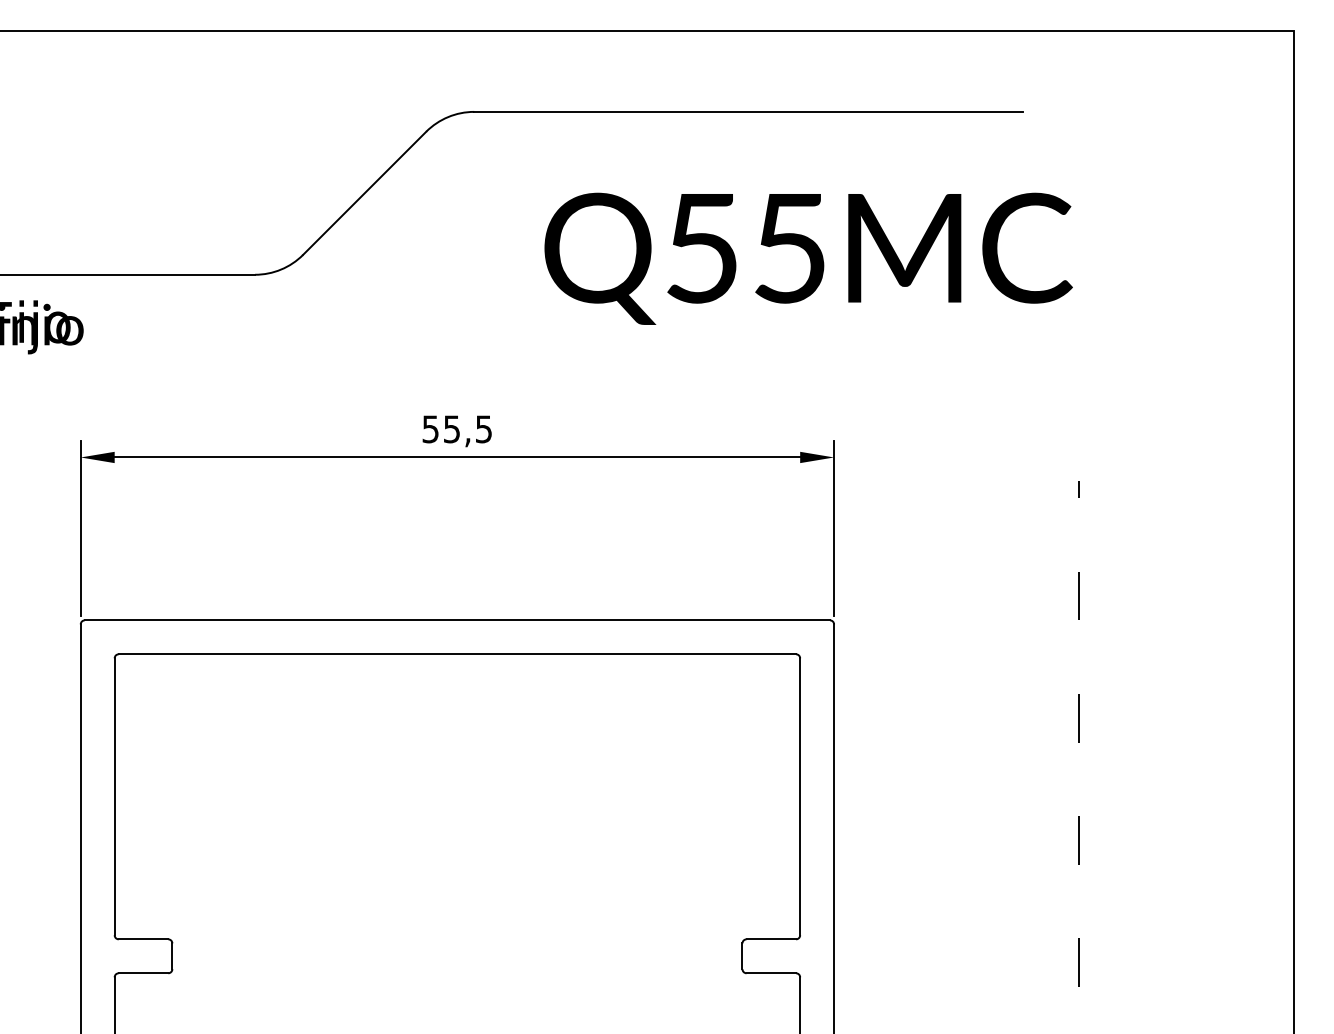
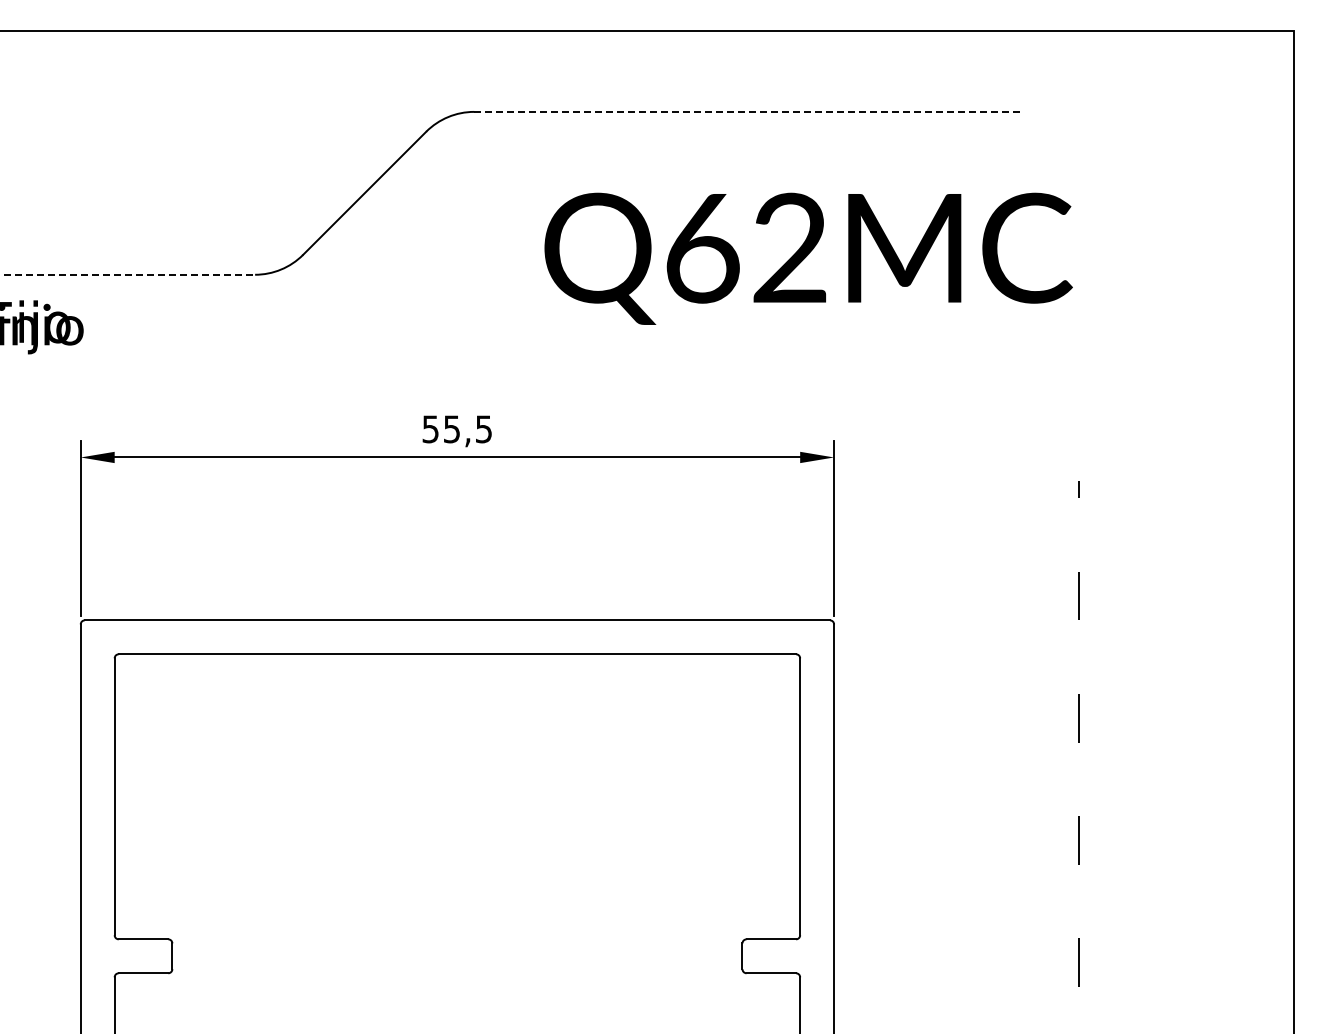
line: solid -> dashed (748, 111)
text: Q55MC -> Q62MC (746, 247)
line: solid -> dashed (128, 274)
